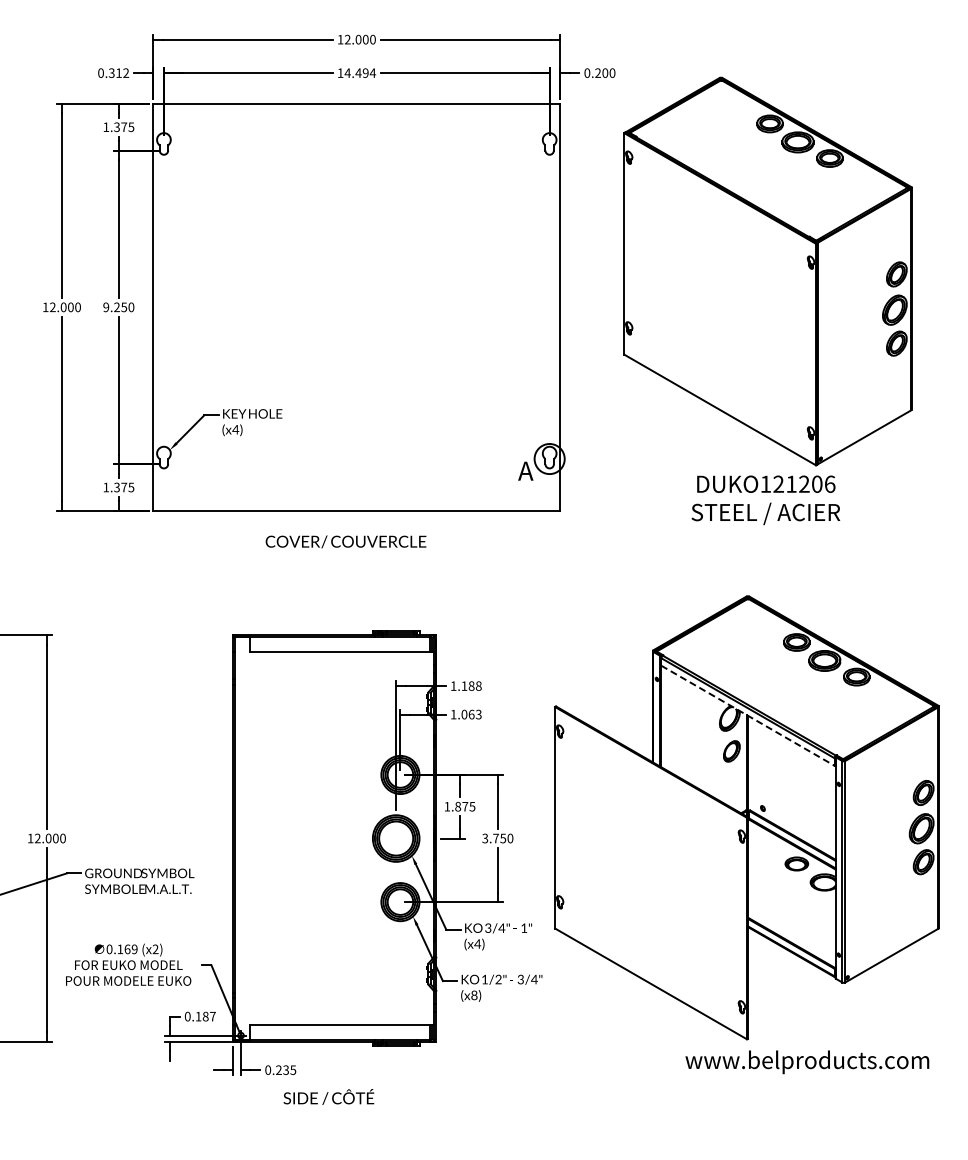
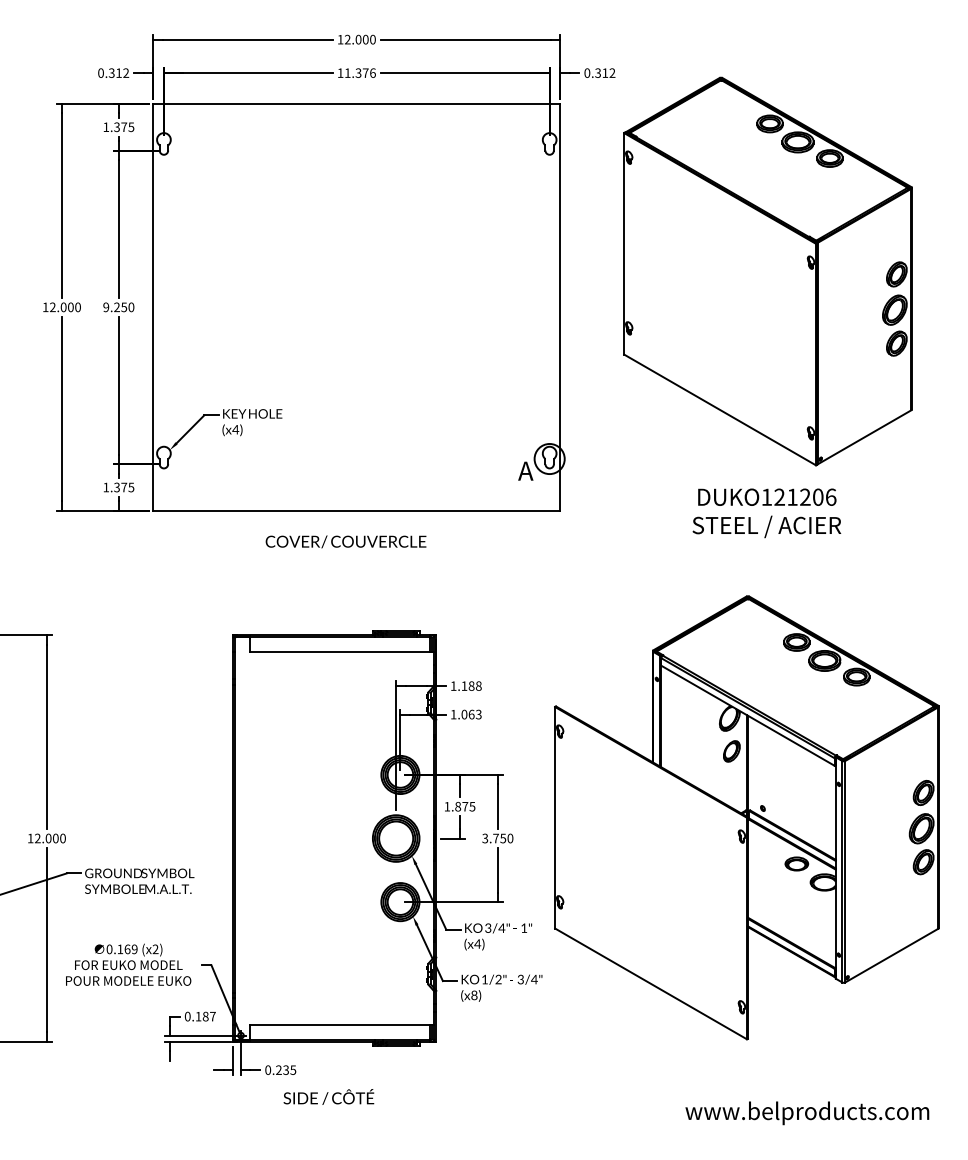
text: 14.494 -> 11.376 (360, 72)
text: 0.200 -> 0.312 (605, 72)
text position: (765, 500) -> (766, 513) (766, 513)
line: dashed -> solid (748, 715)
text position: (807, 1062) -> (807, 1113) (807, 1113)
